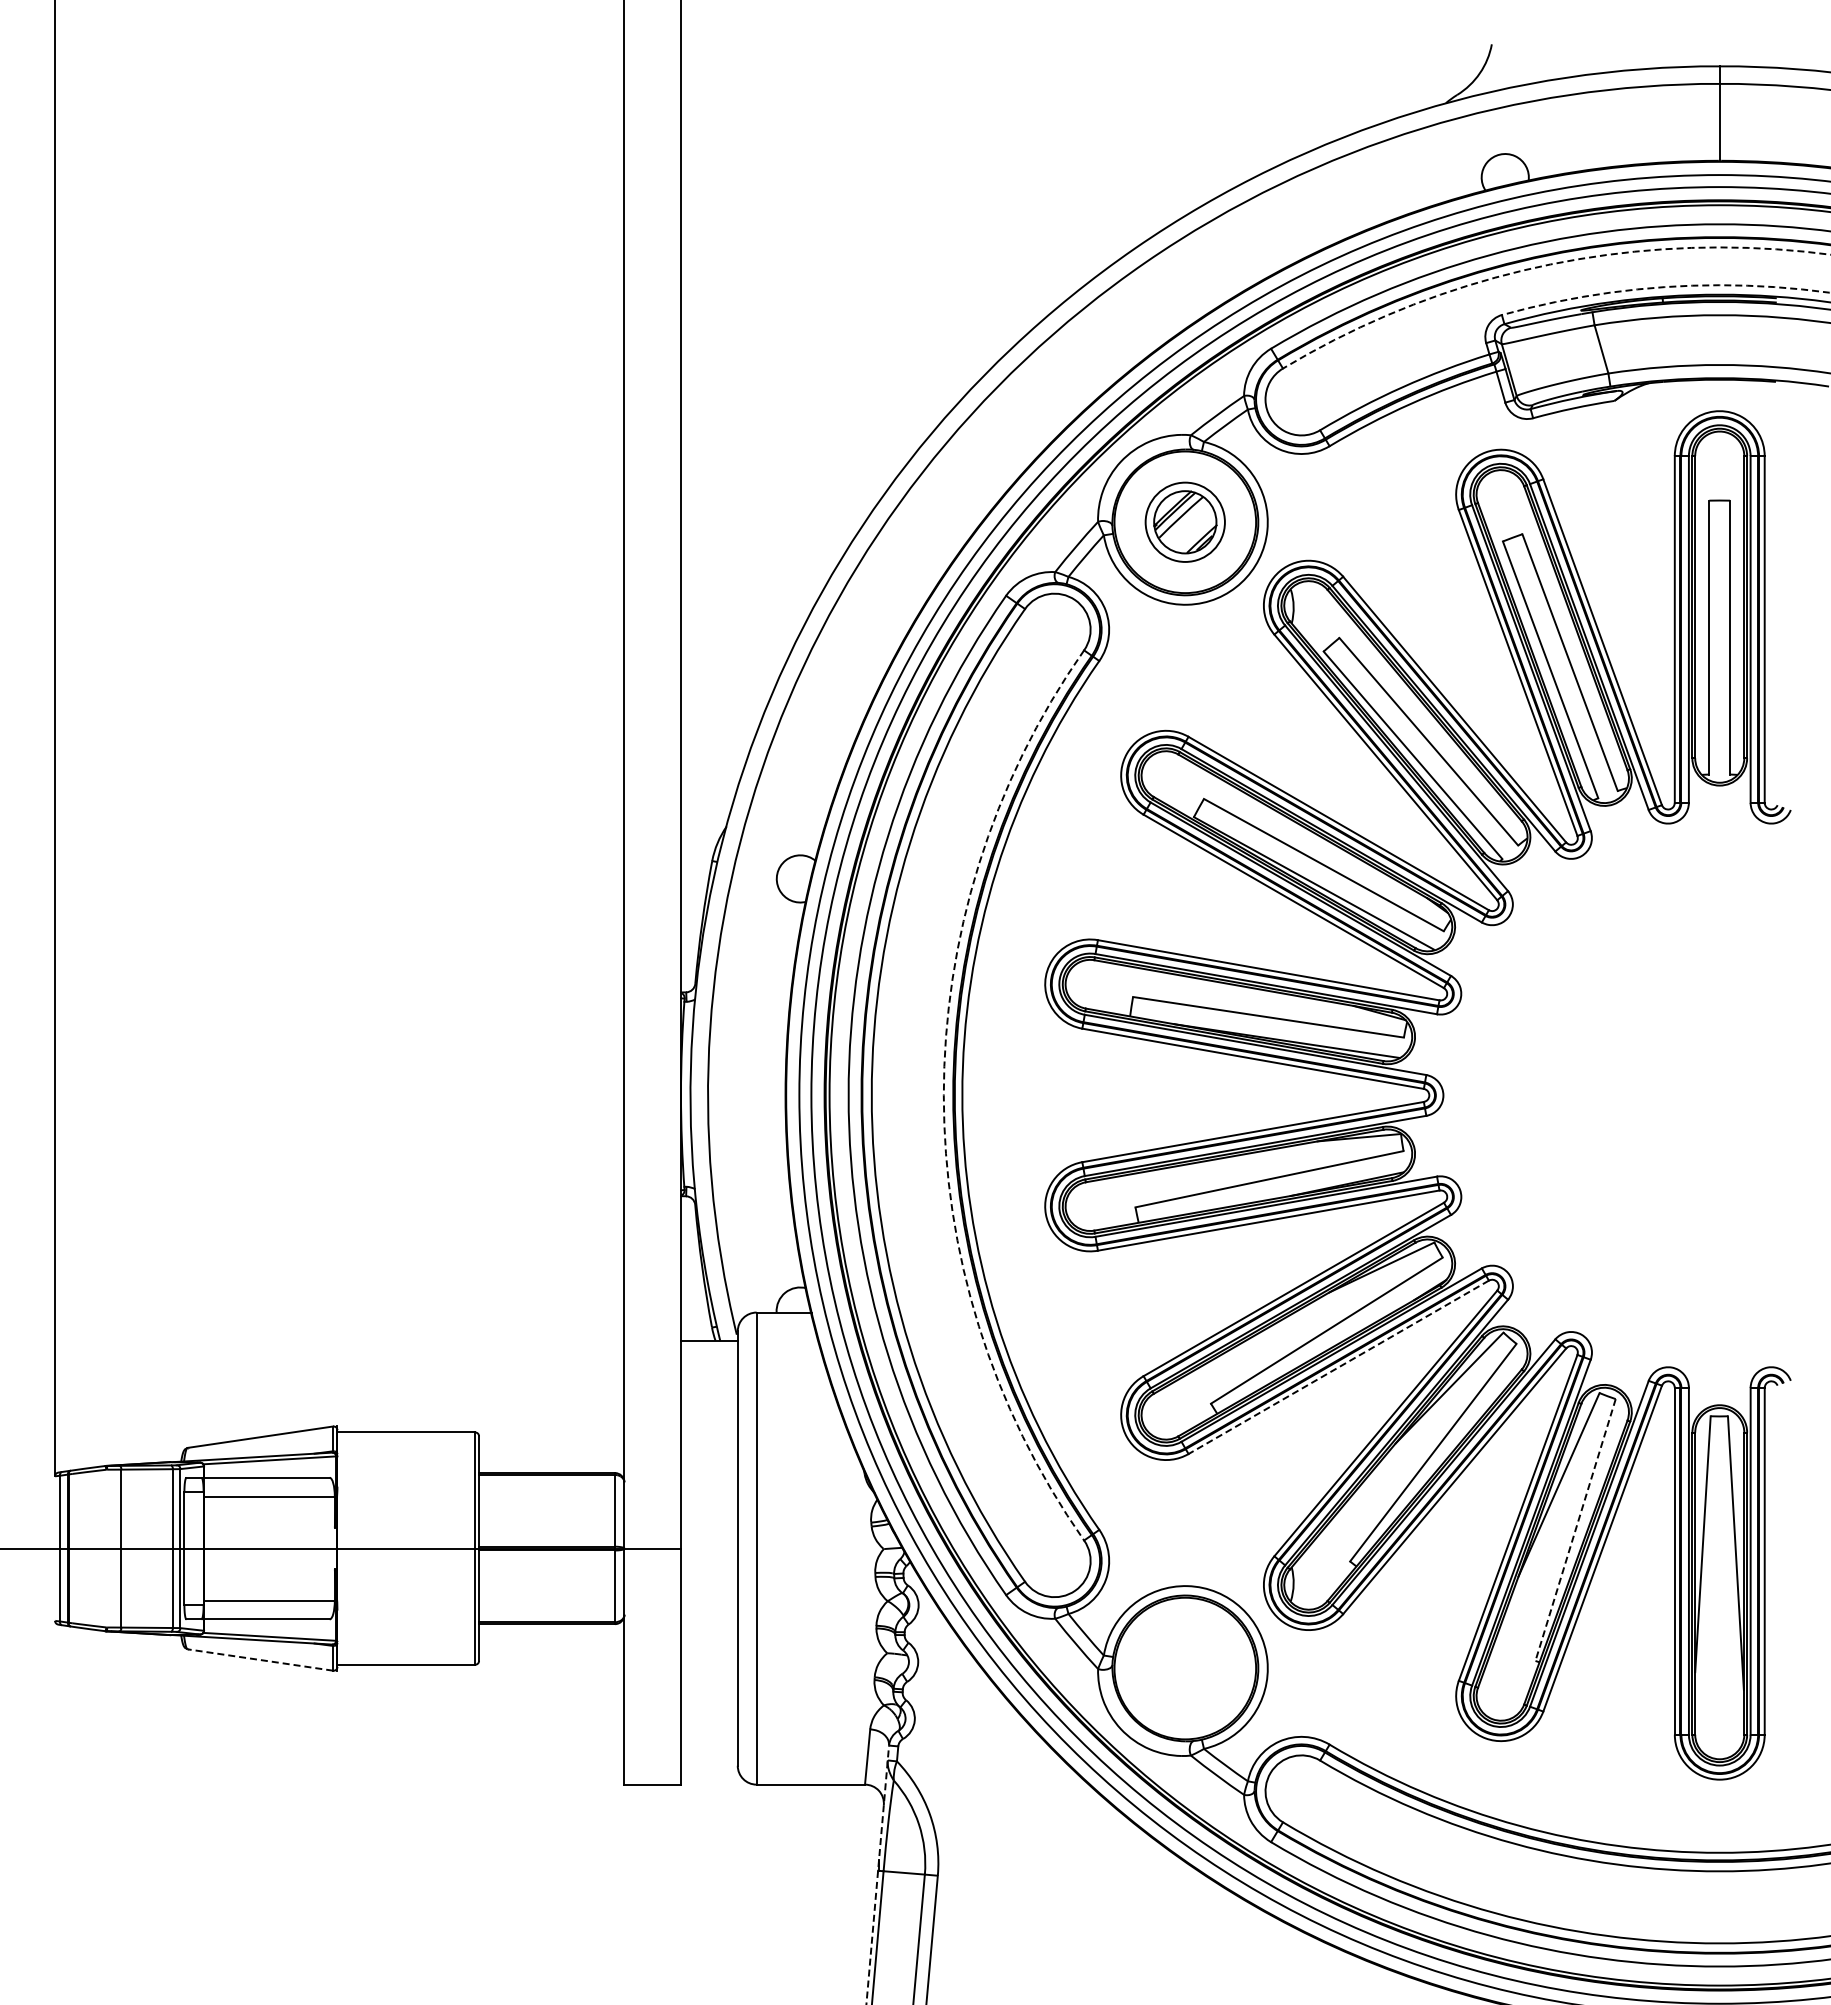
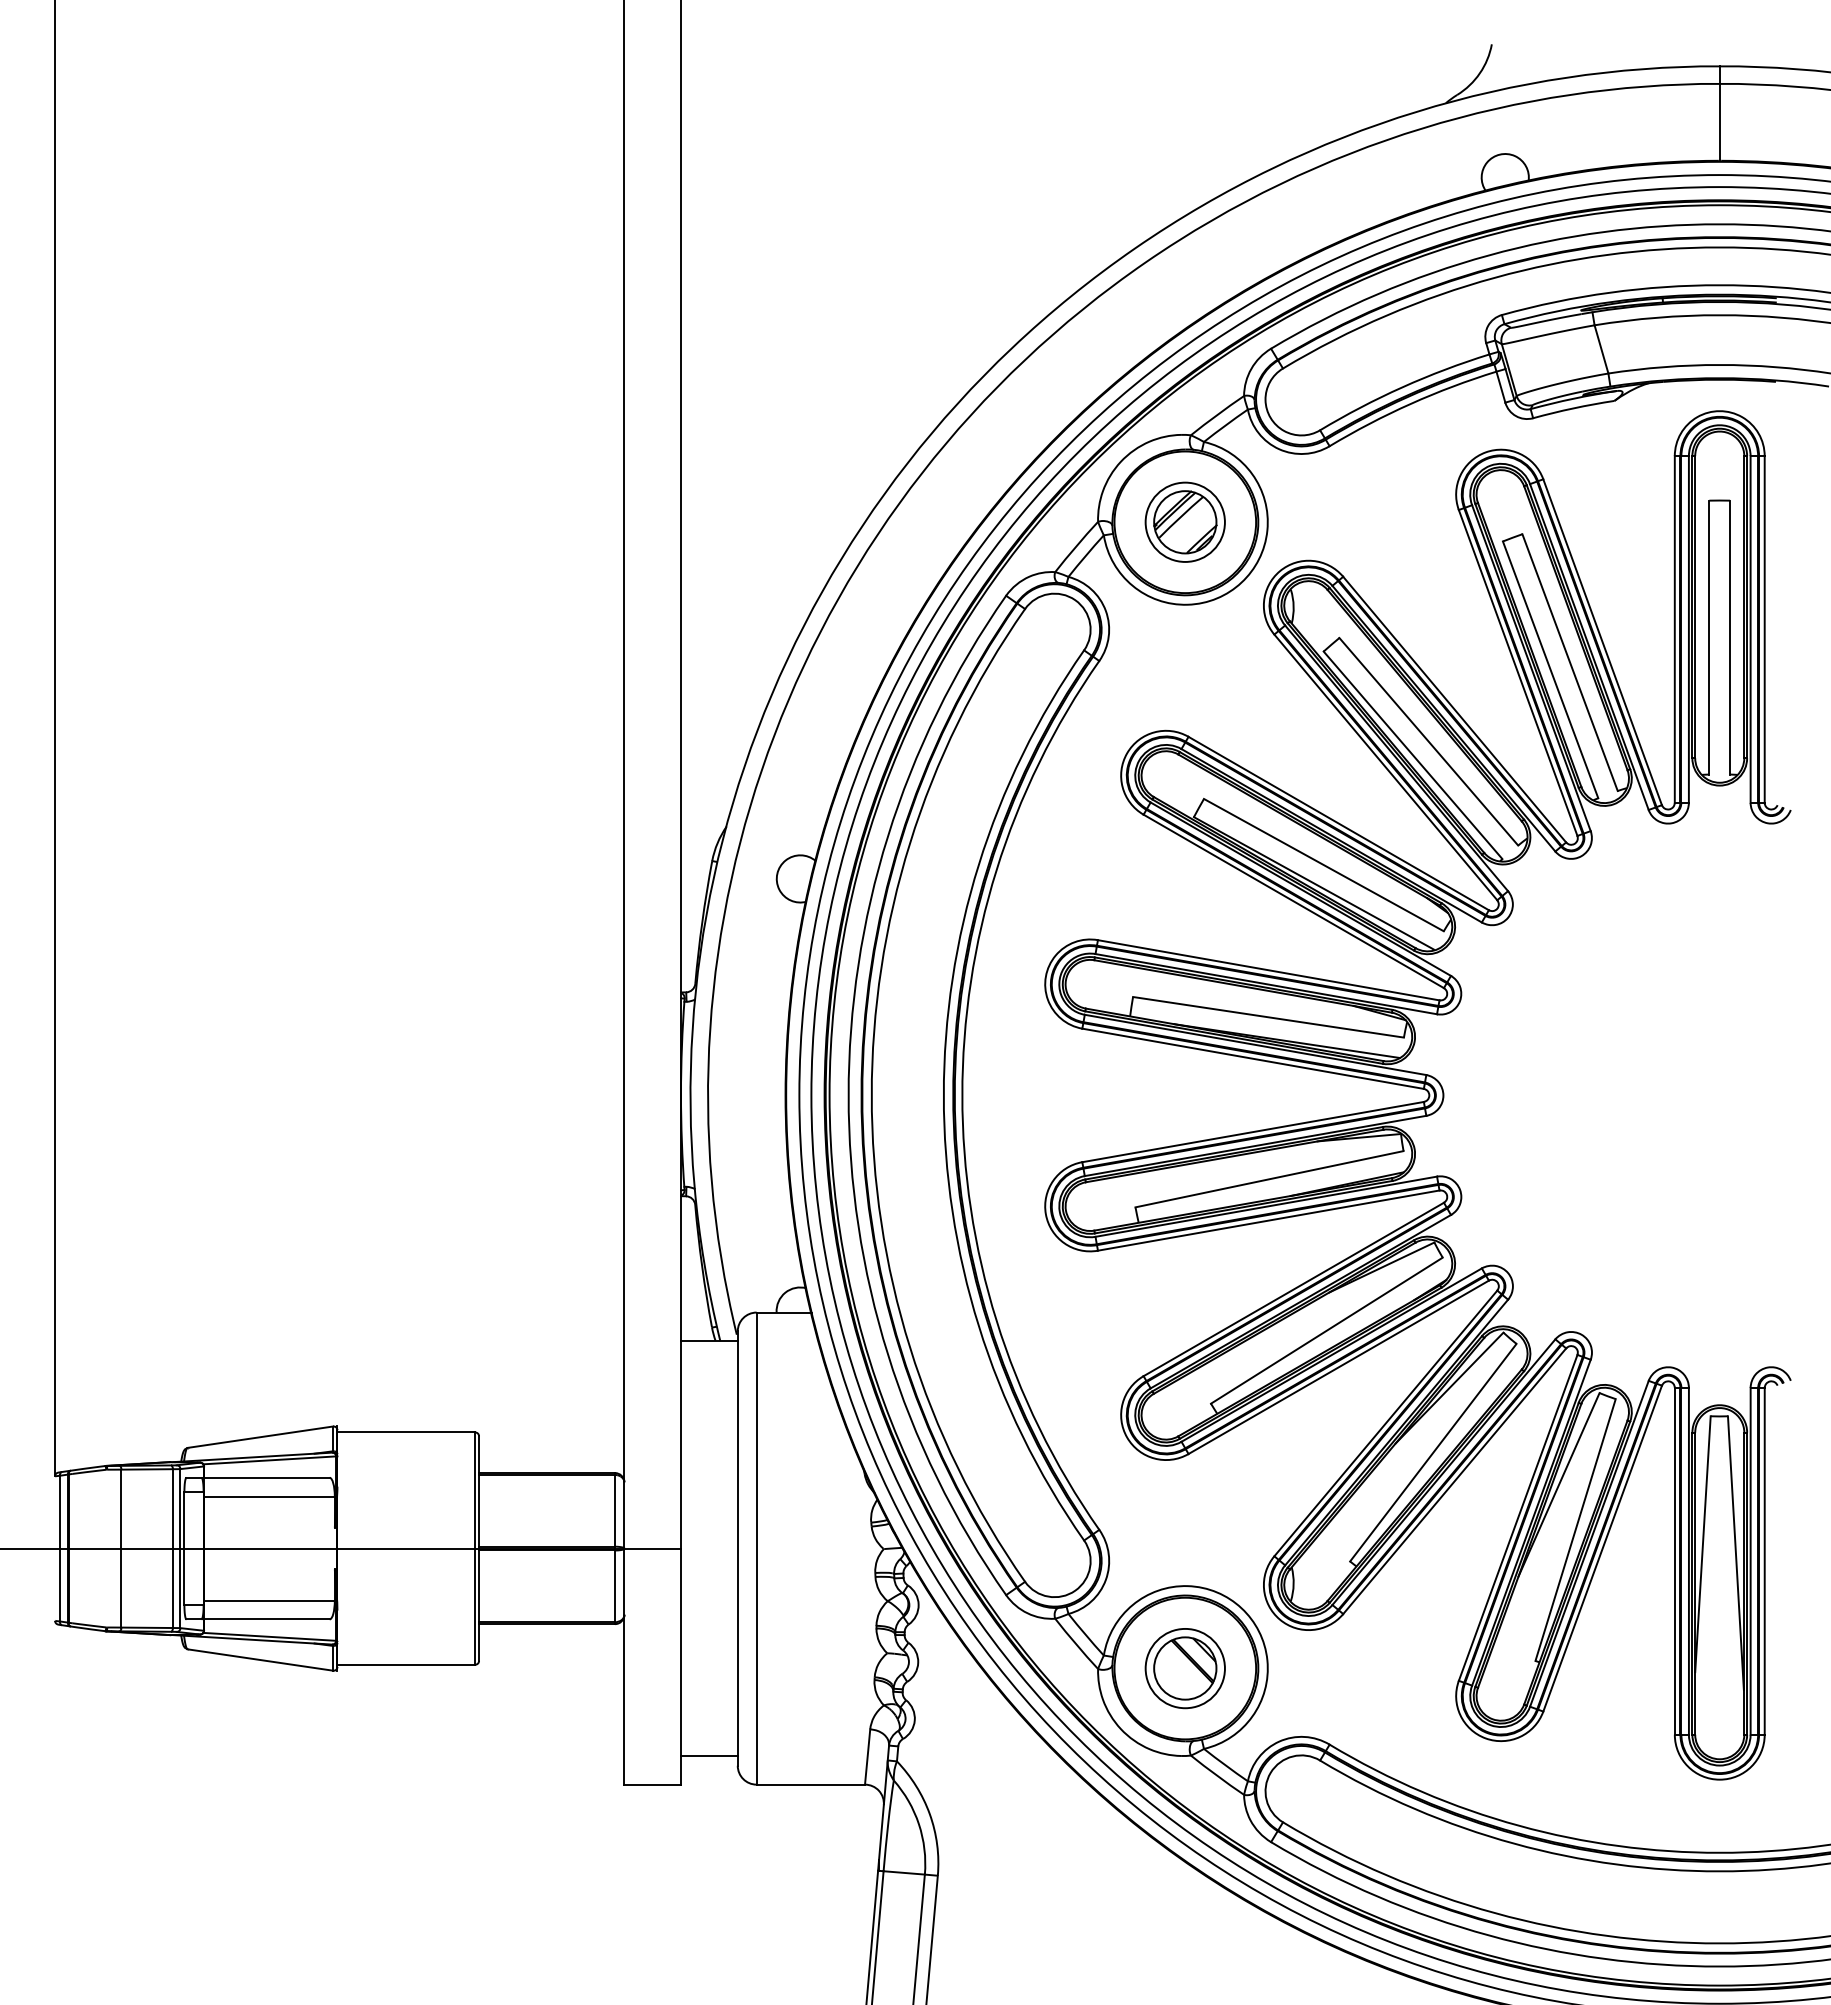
arc: dashed -> solid (1548, 264)
arc: dashed -> solid (1664, 287)
arc: dashed -> solid (943, 1095)
line: dashed -> solid (1338, 1367)
line: dashed -> solid (1575, 1530)
line: dashed -> solid (260, 1660)
part: none -> present (1184, 1668)
line: none -> present (709, 1756)
line: dashed -> solid (877, 1875)
